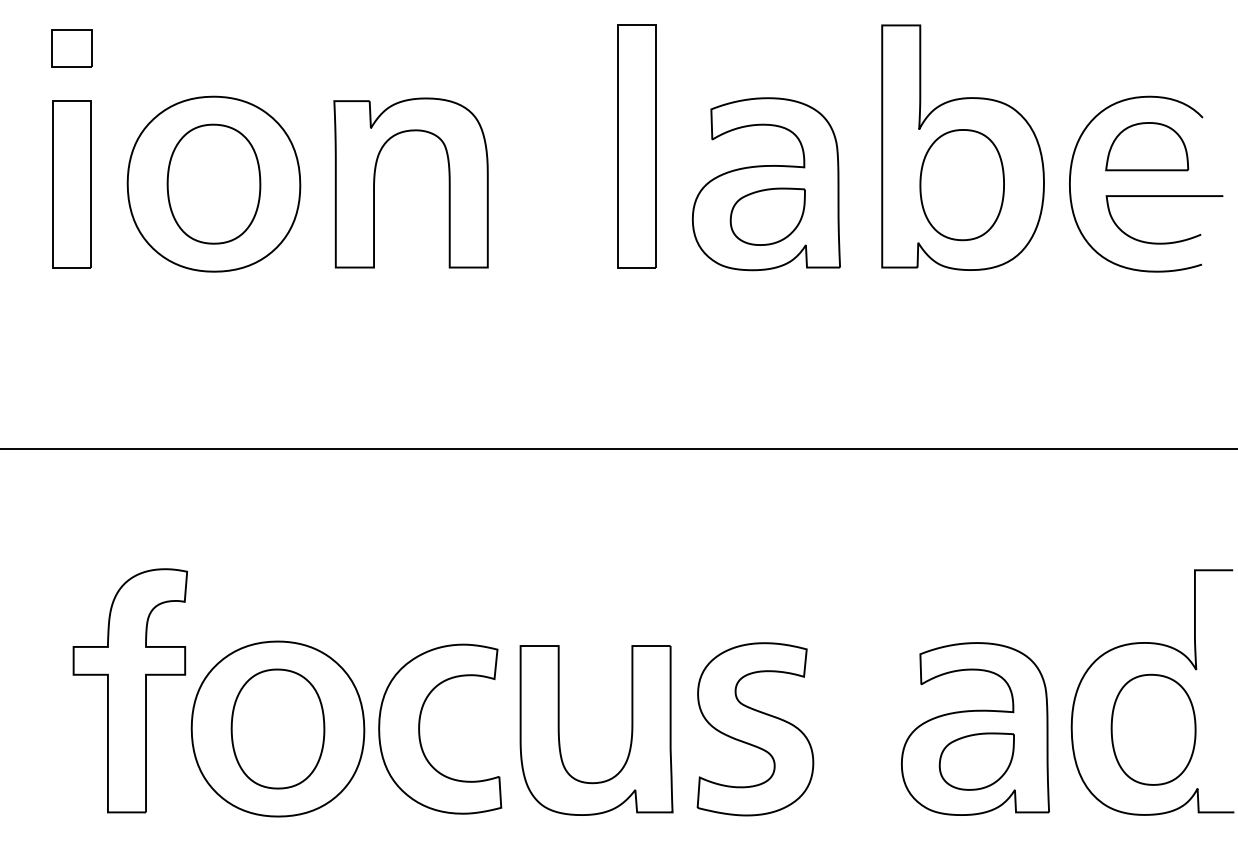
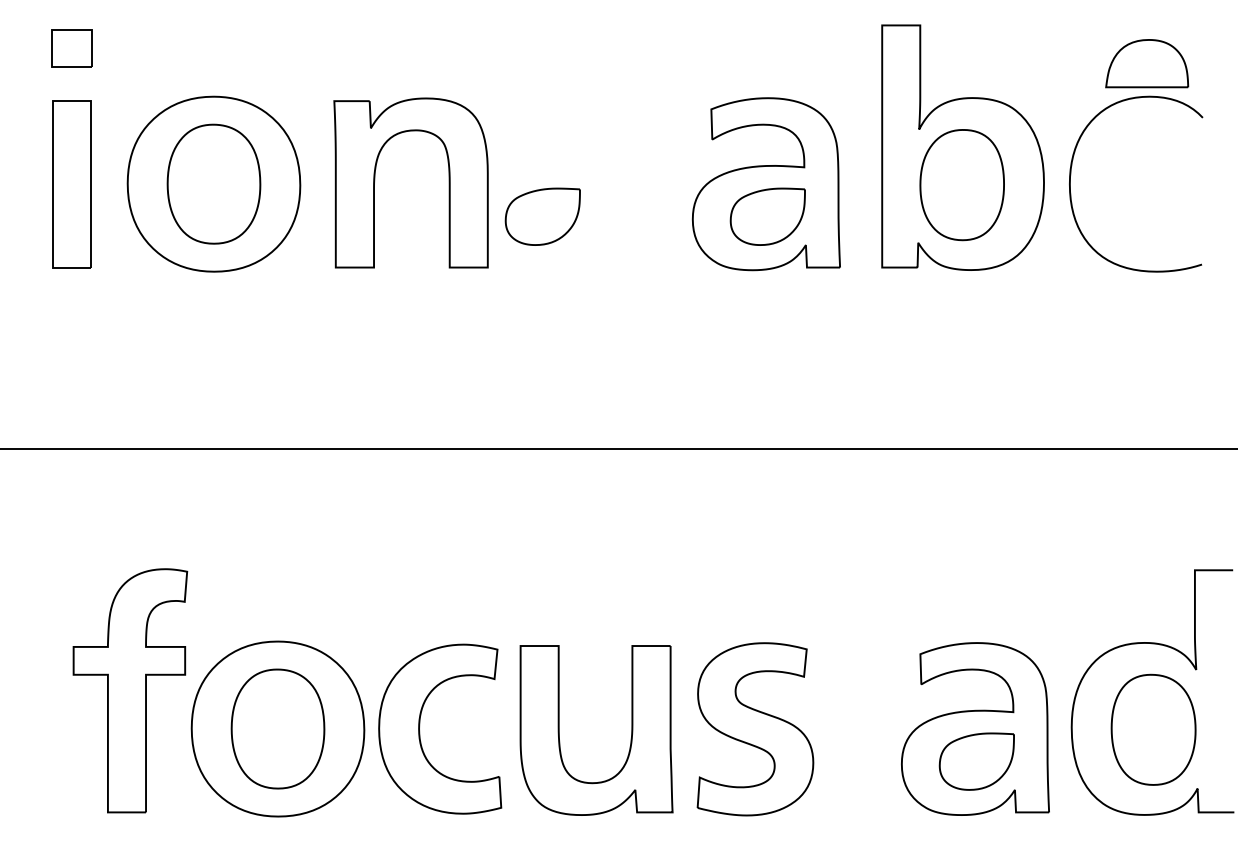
part: present -> none (636, 146)
part position: (1147, 146) -> (1147, 63) (1147, 63)
curve: present -> none (1164, 196)
part: none -> present (542, 216)
